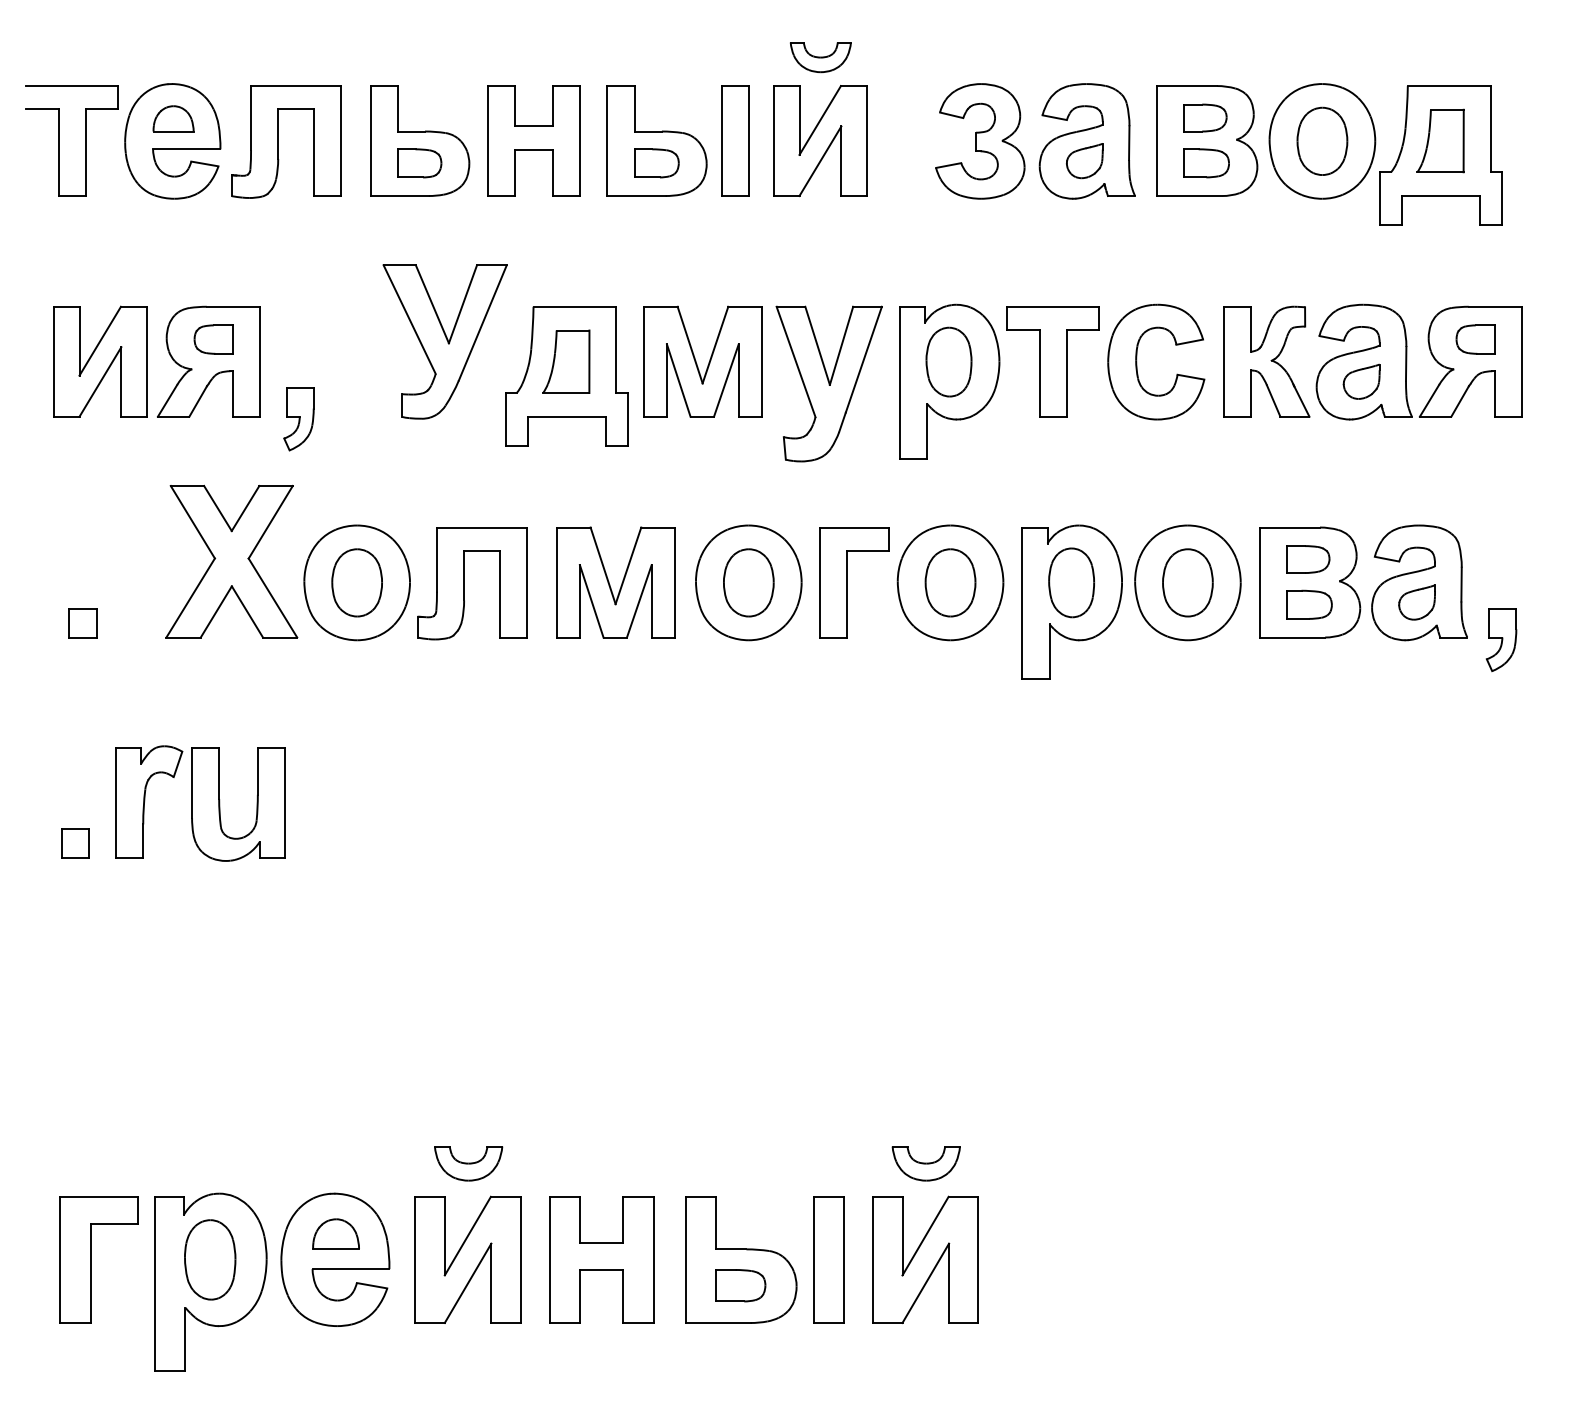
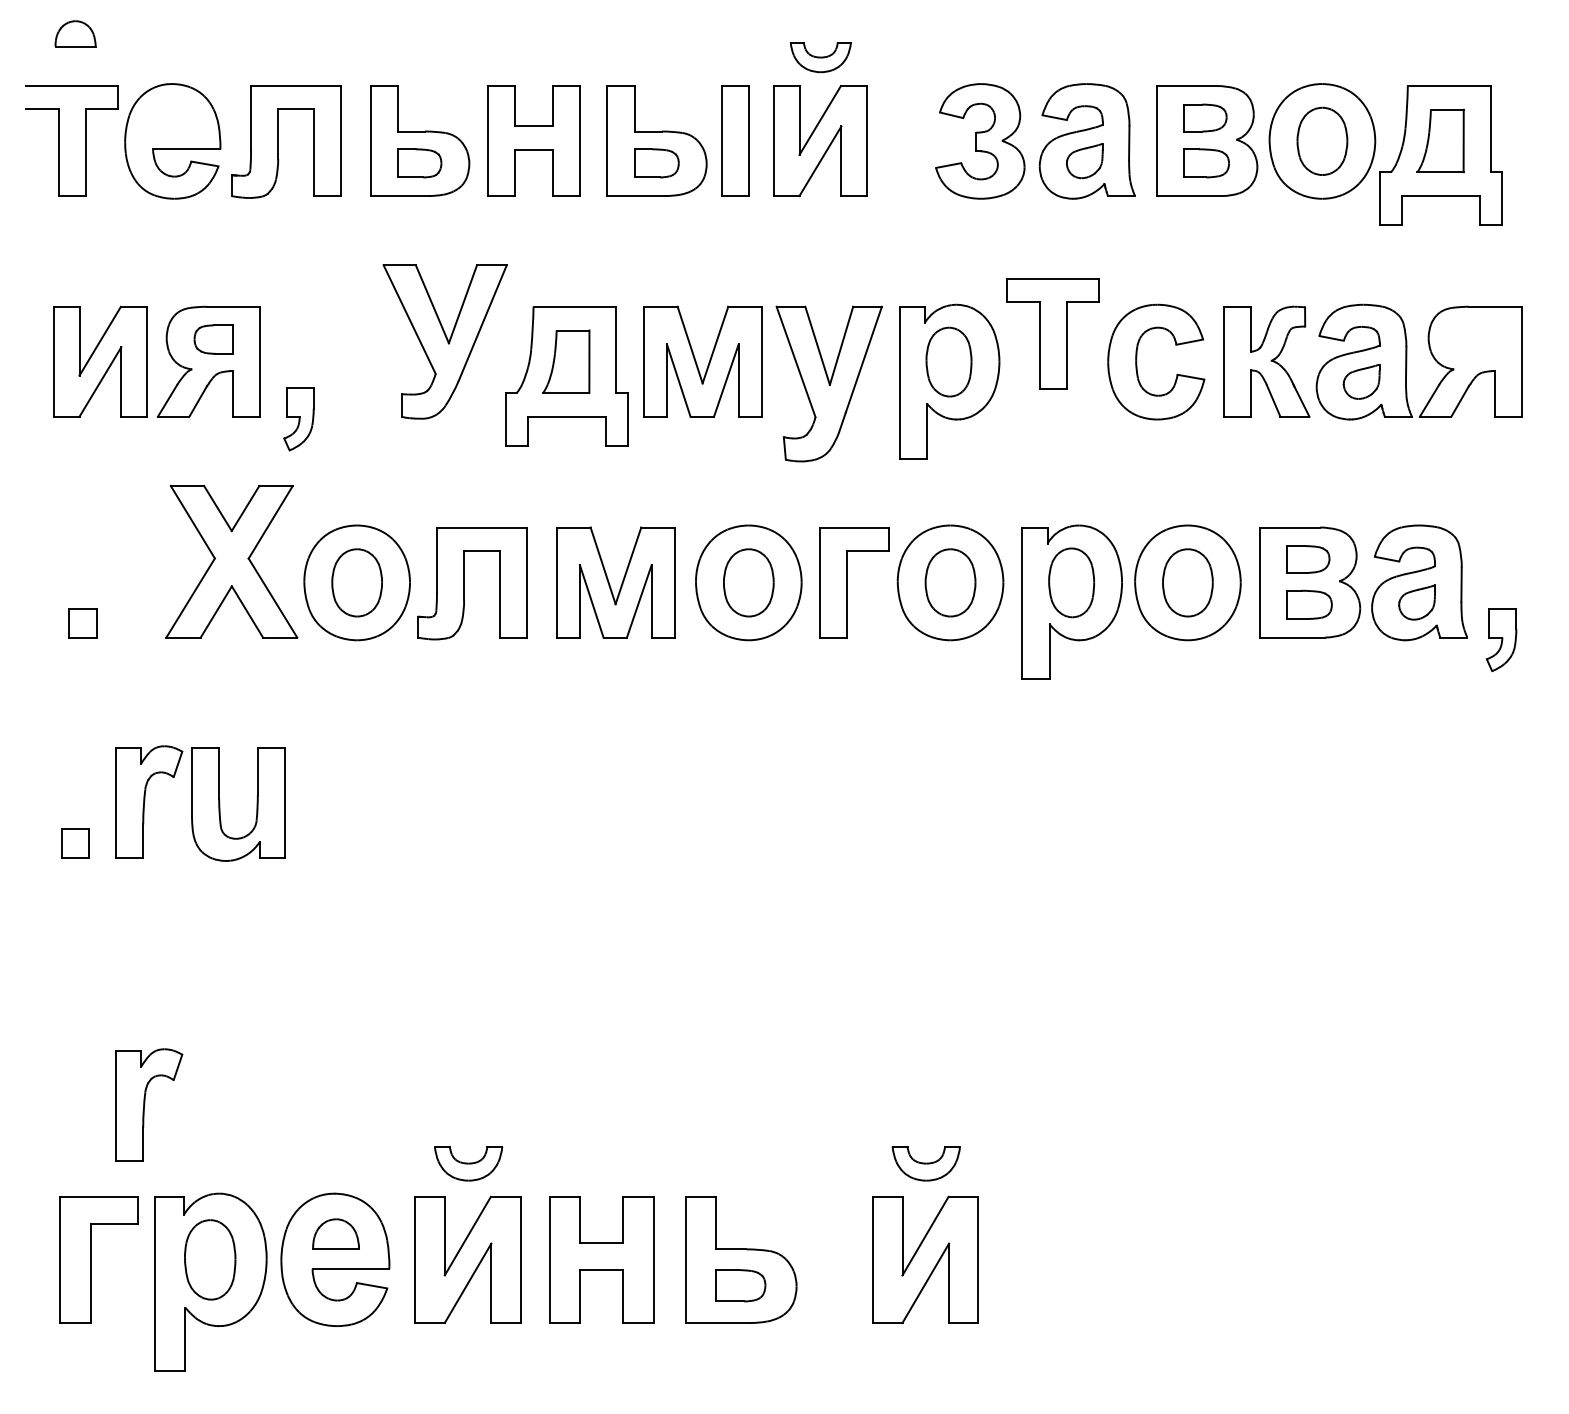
part position: (173, 118) -> (75, 33) (75, 33)
part: present -> none (1475, 339)
part position: (1052, 361) -> (1052, 333) (1052, 333)
part: none -> present (149, 1104)
part: present -> none (828, 1259)
